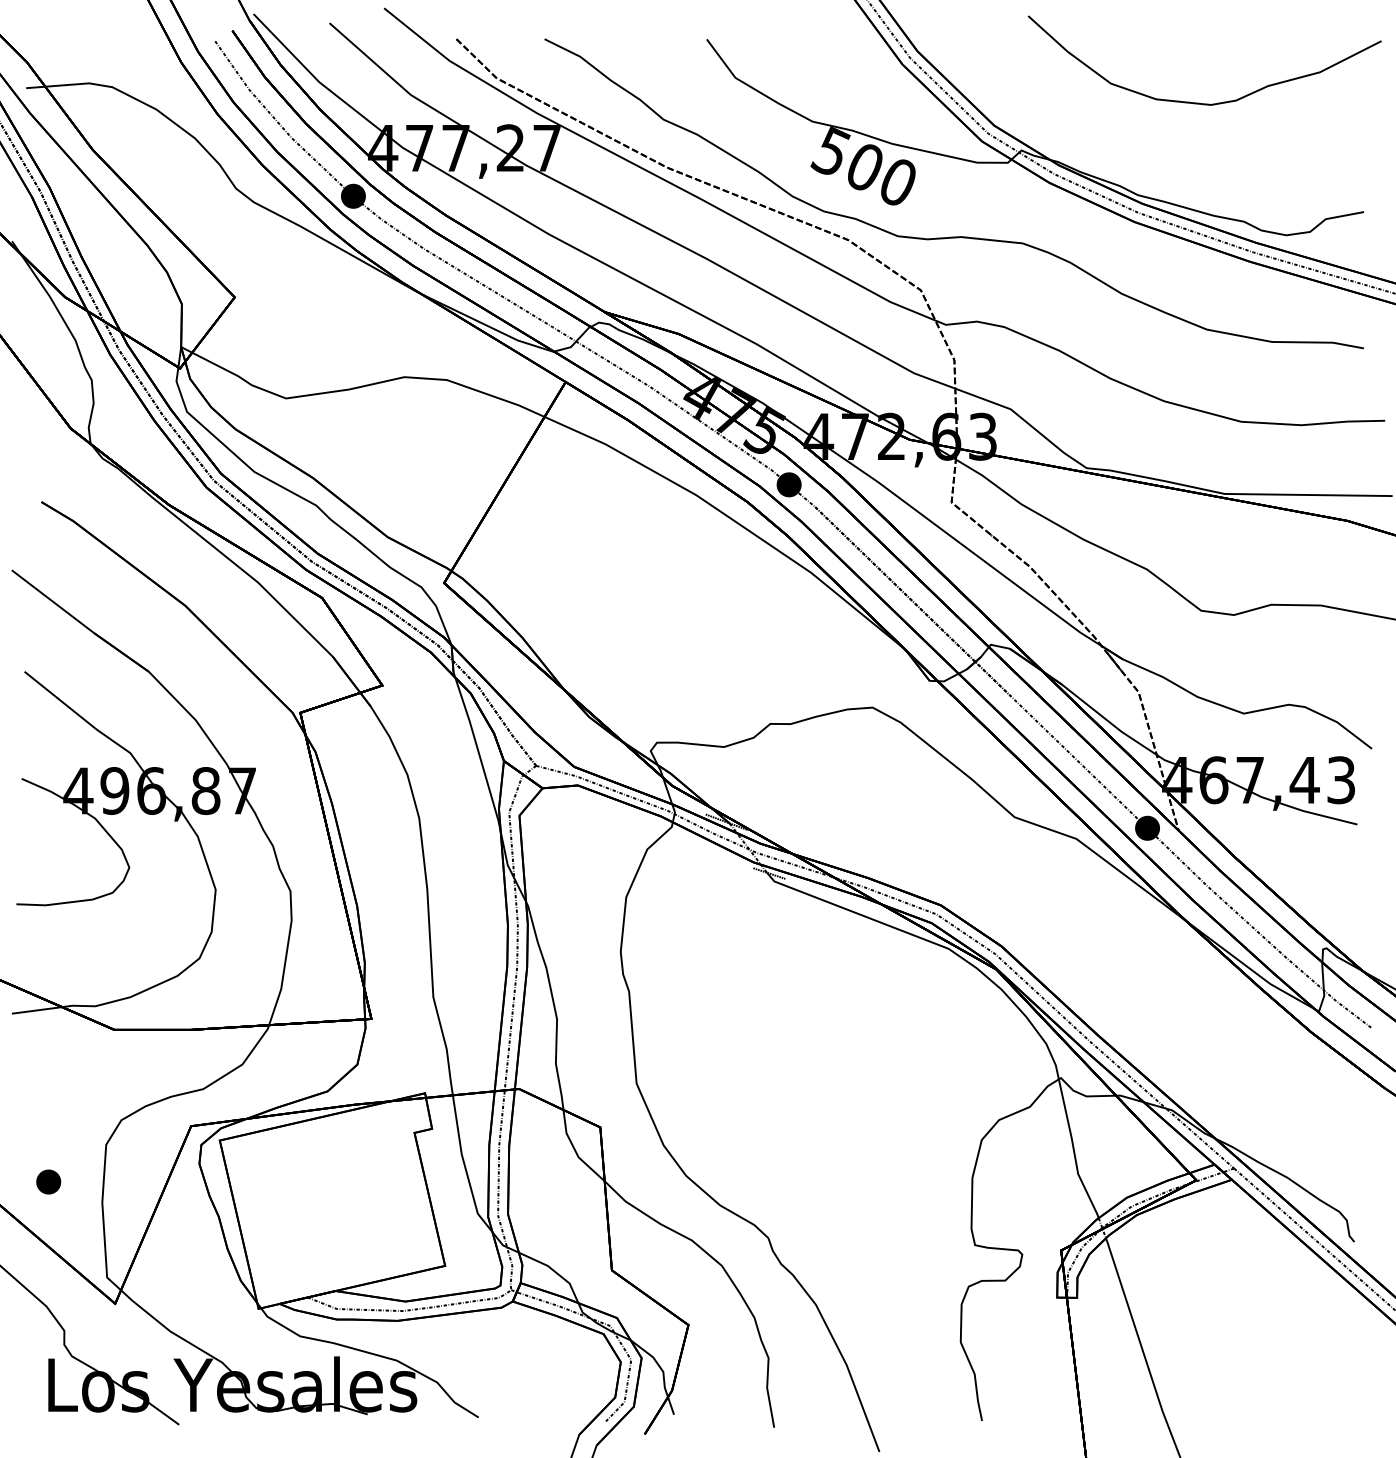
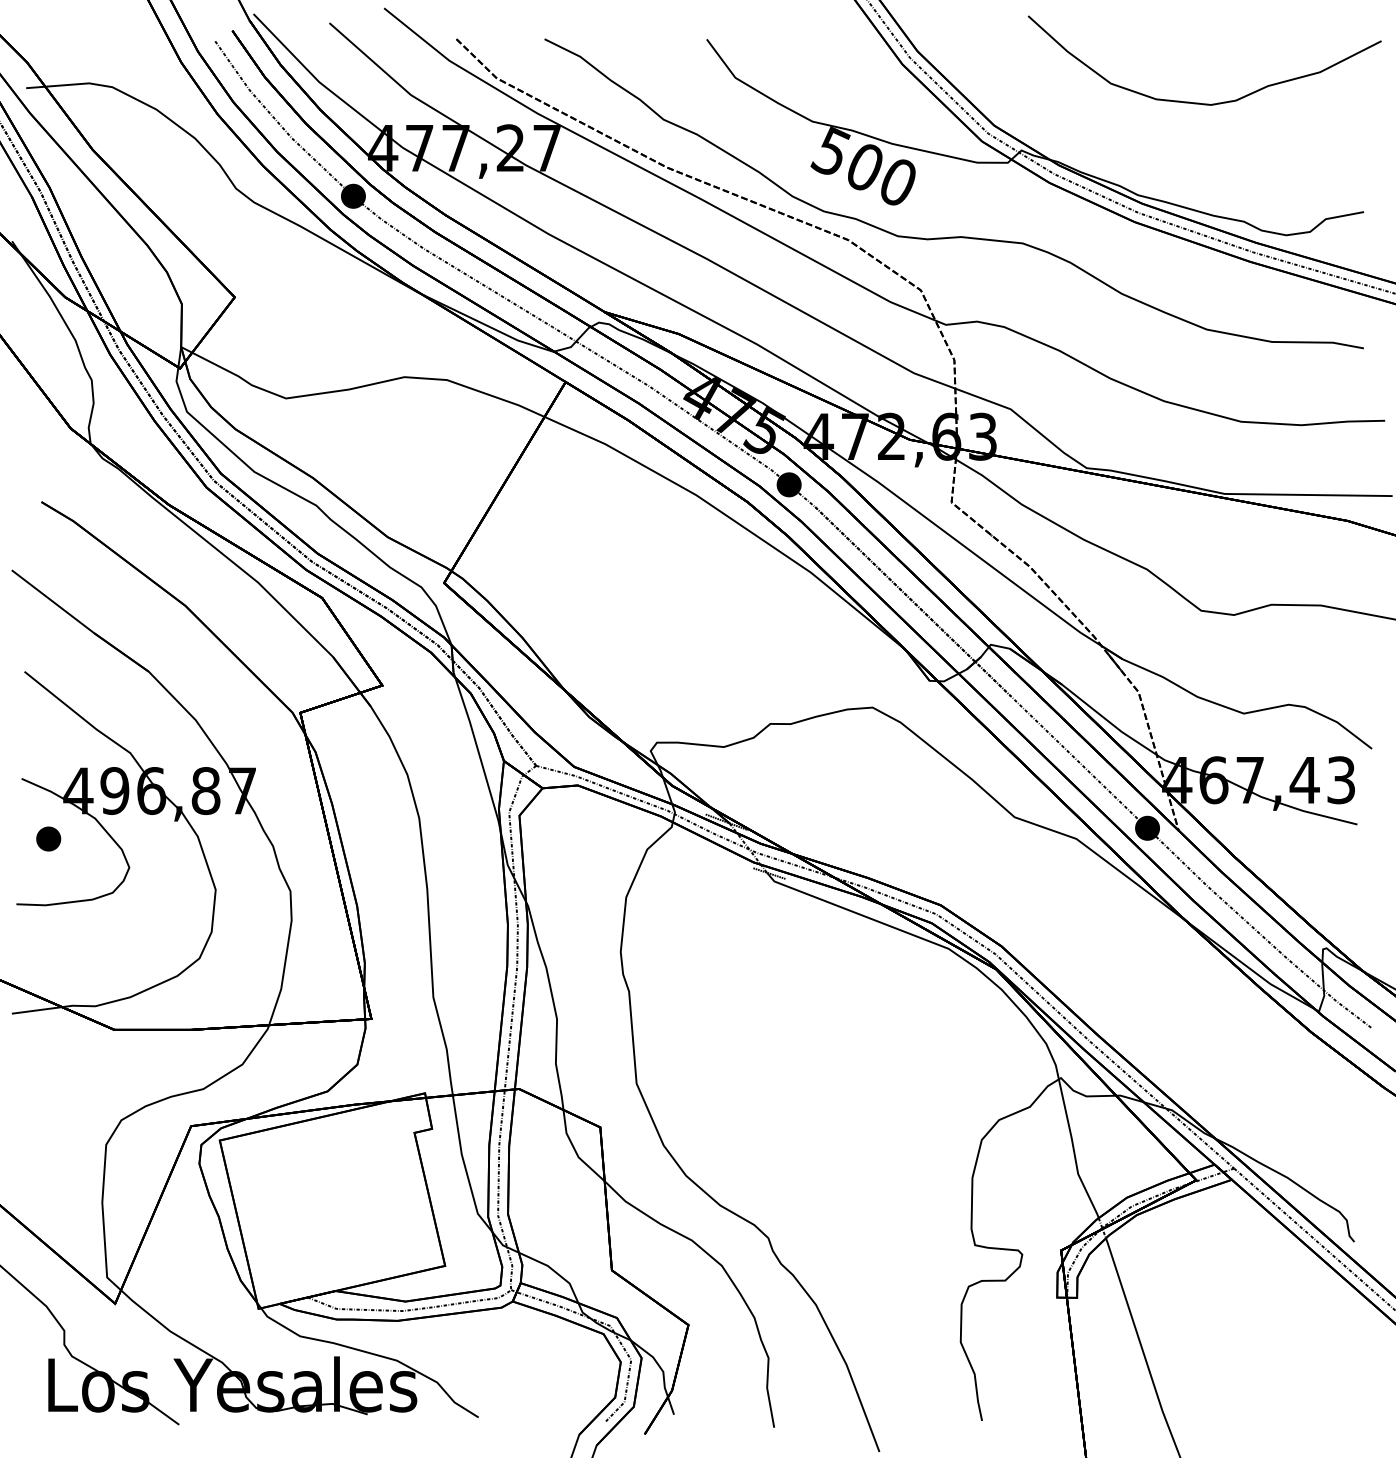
part position: (48, 1181) -> (48, 838) (48, 838)
